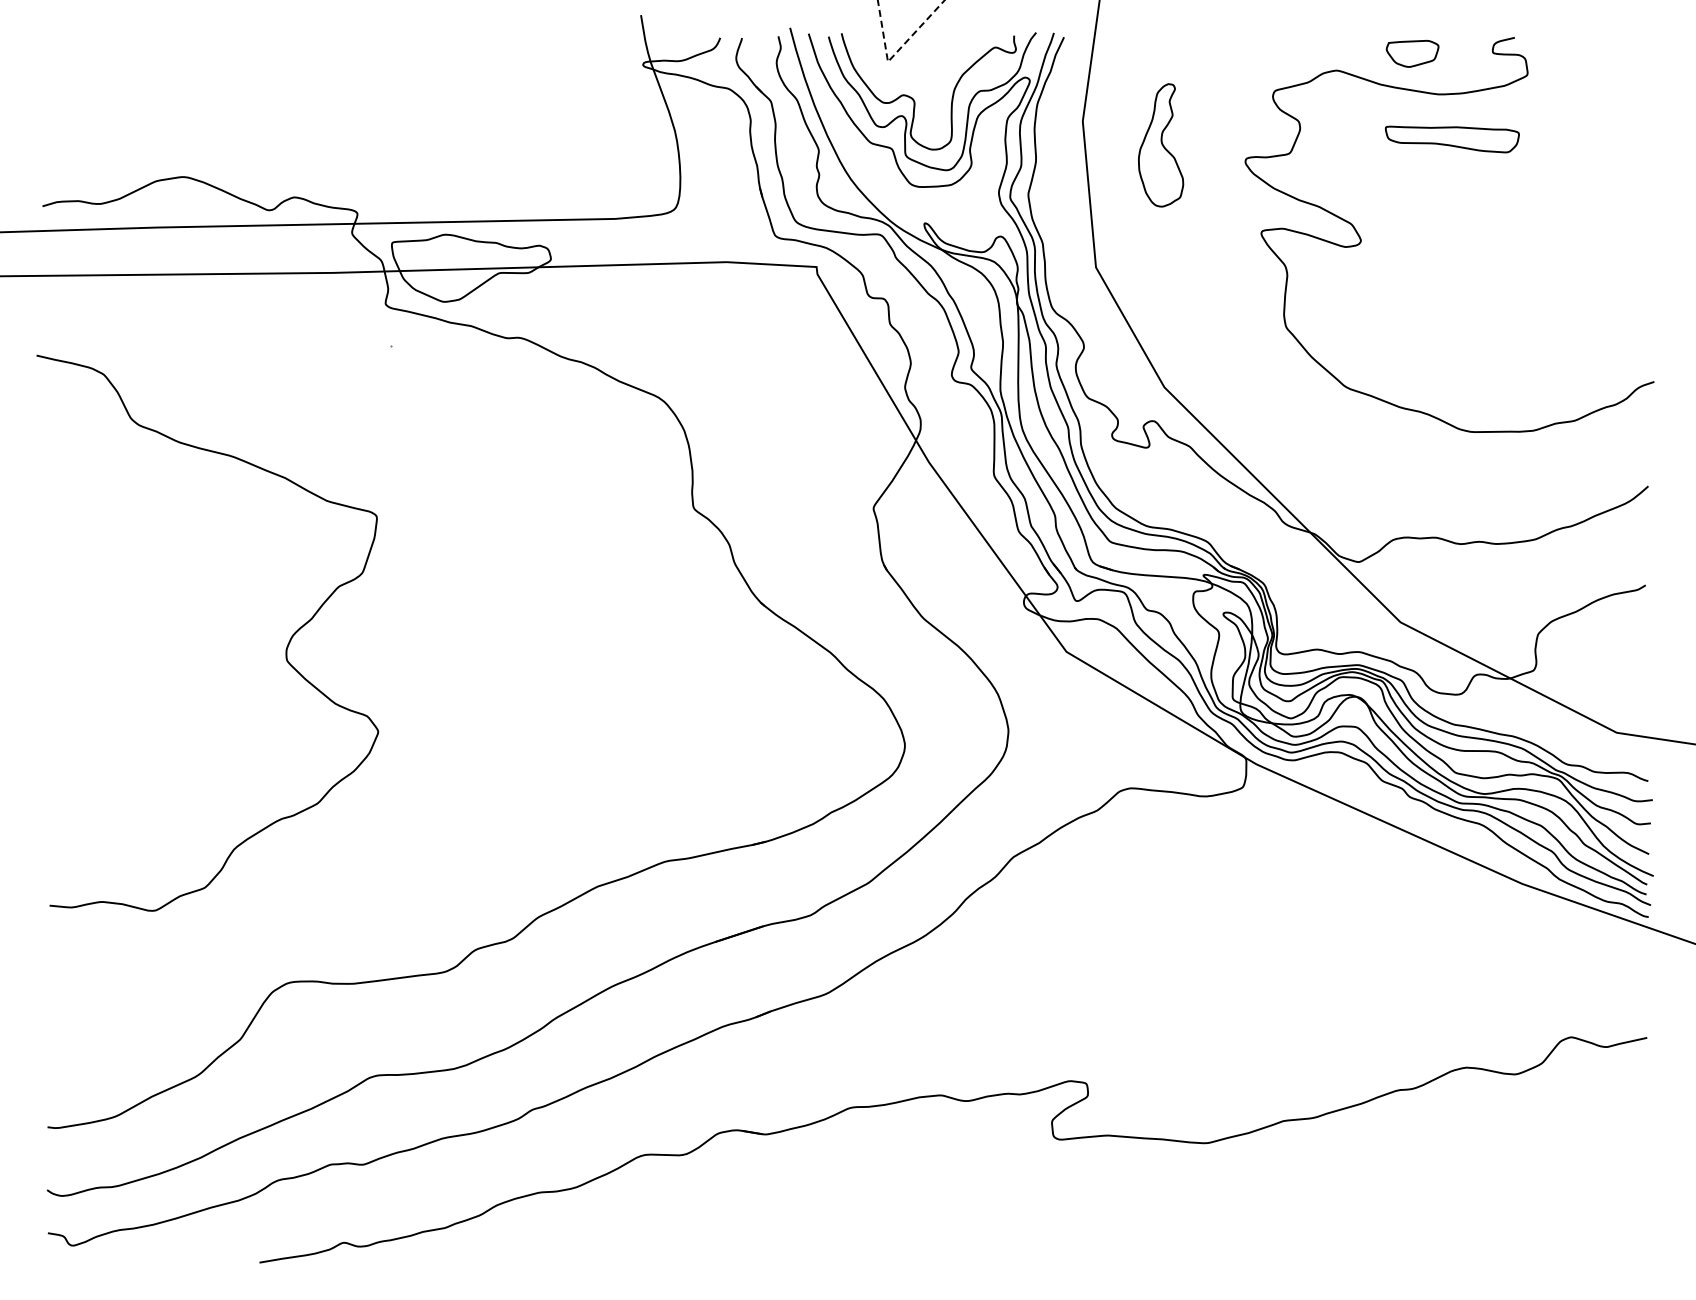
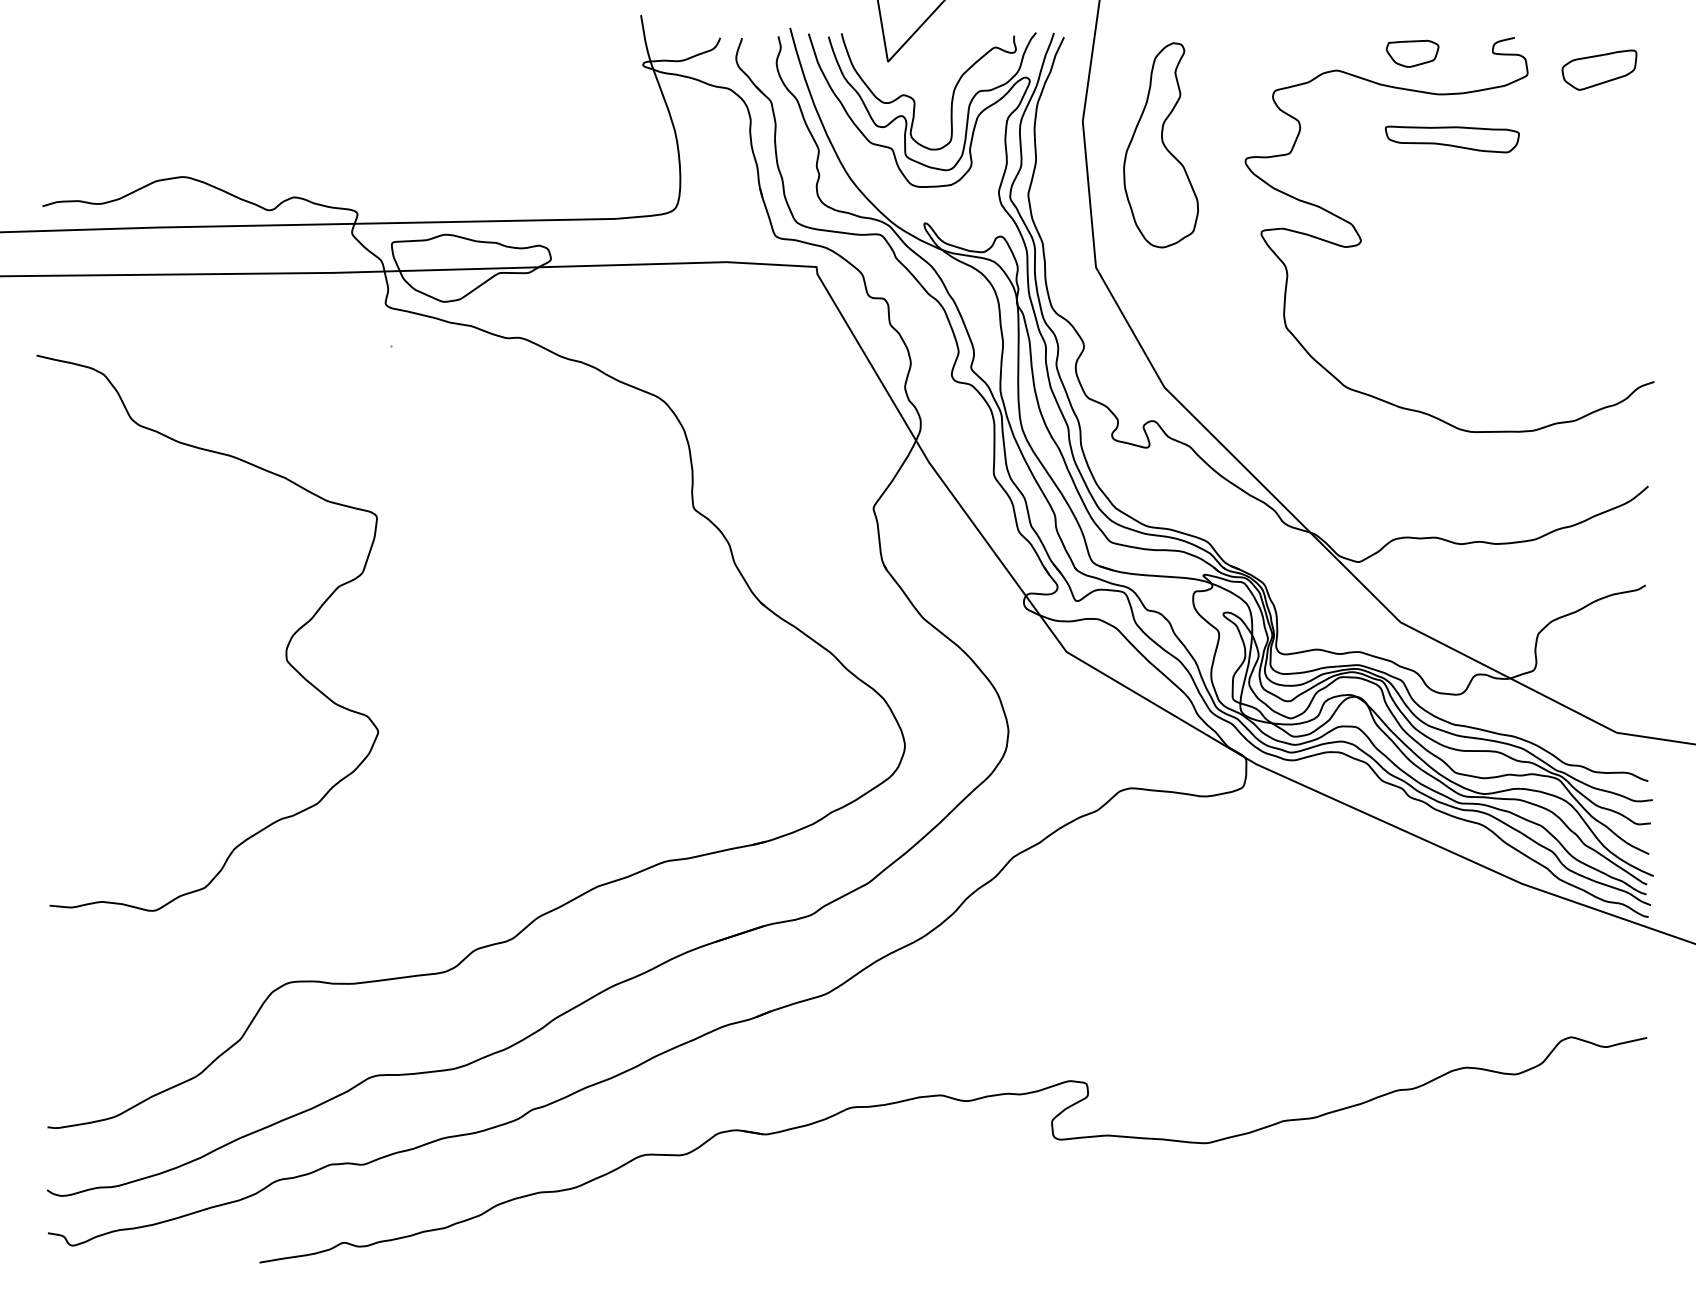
line: dashed -> solid (894, 54)
part: none -> present (1599, 69)
part size: 47x125 px -> 76x207 px (1160, 145)
